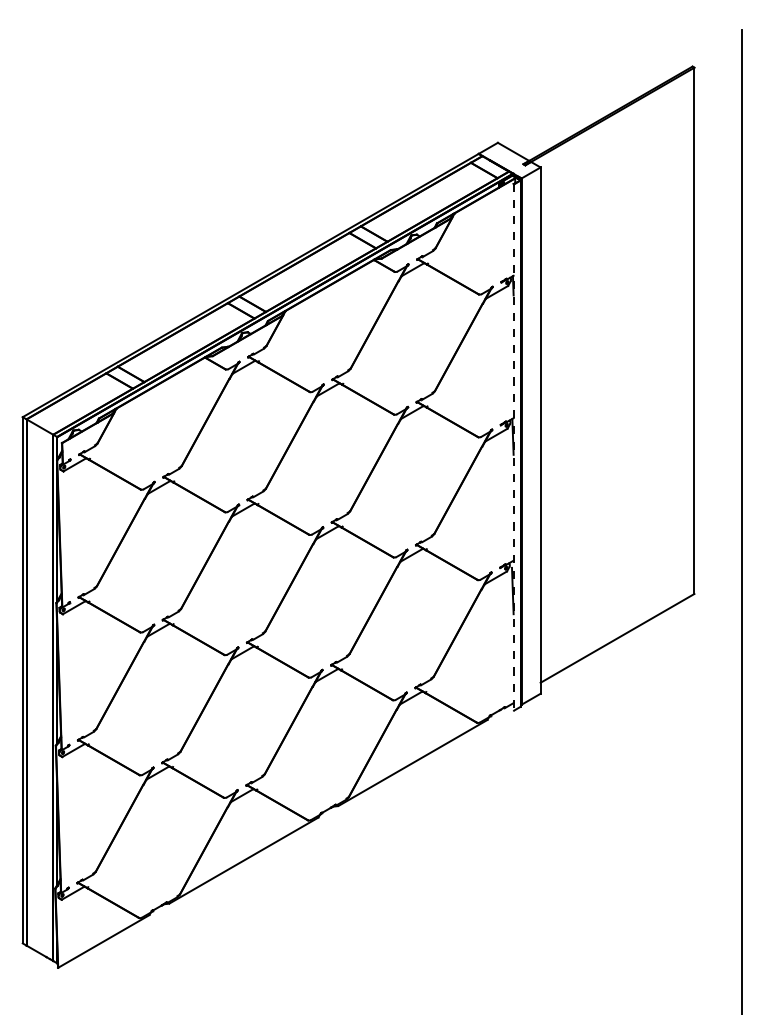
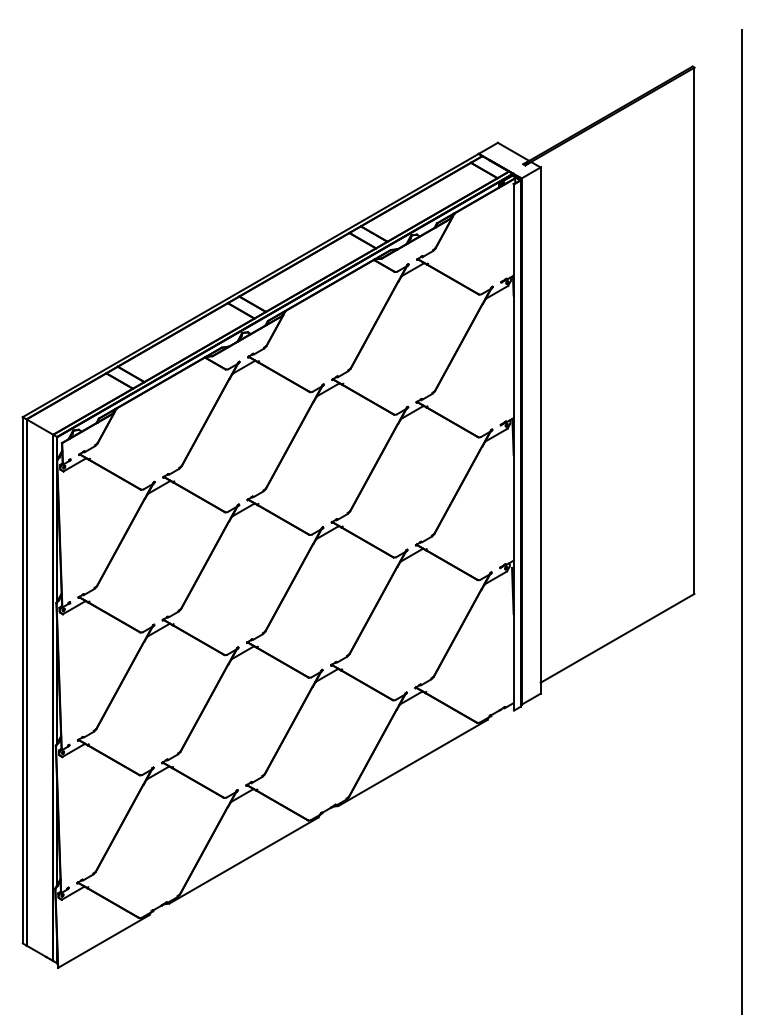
line: dashed -> solid (513, 447)
